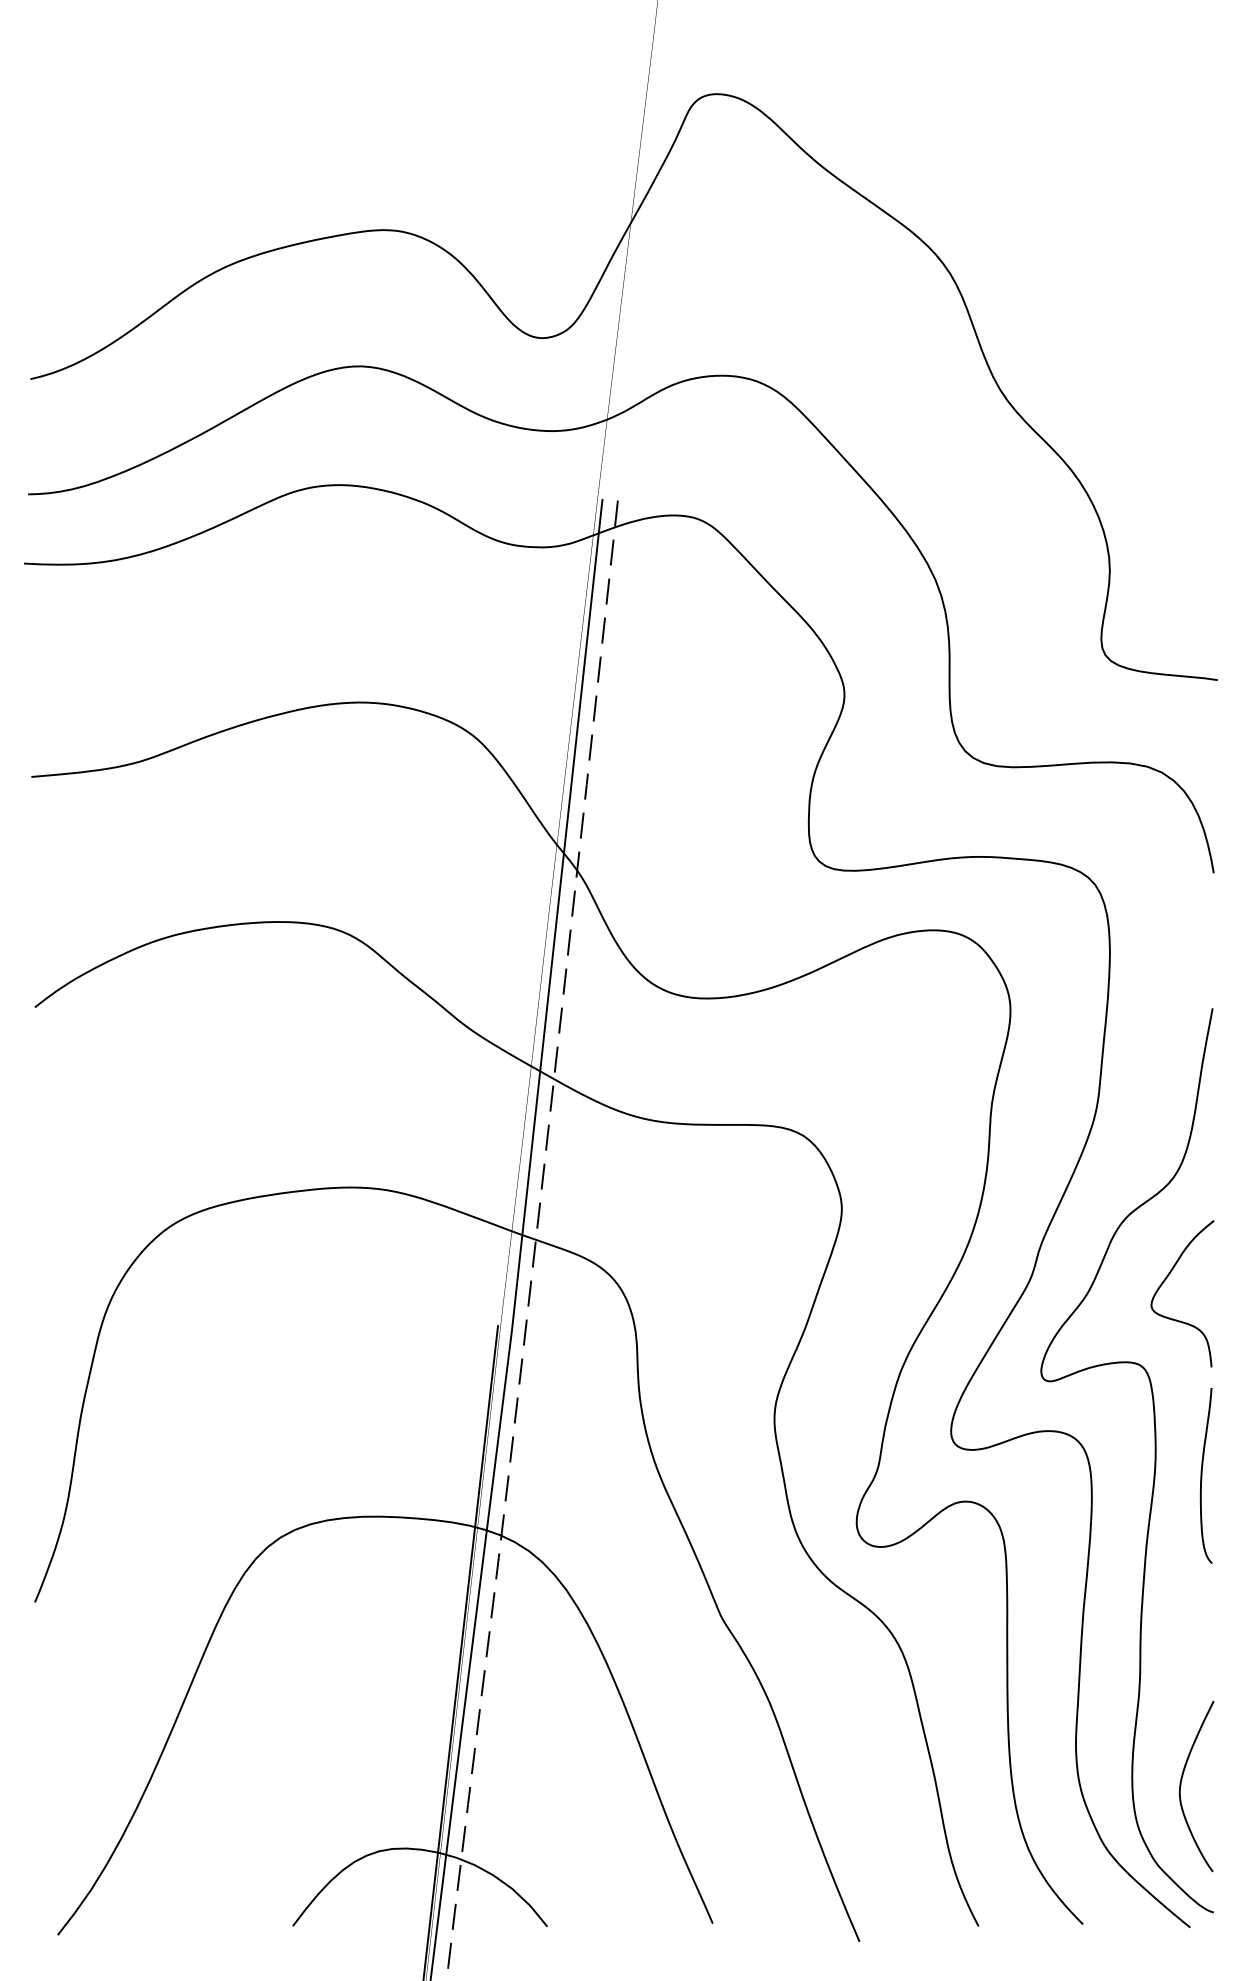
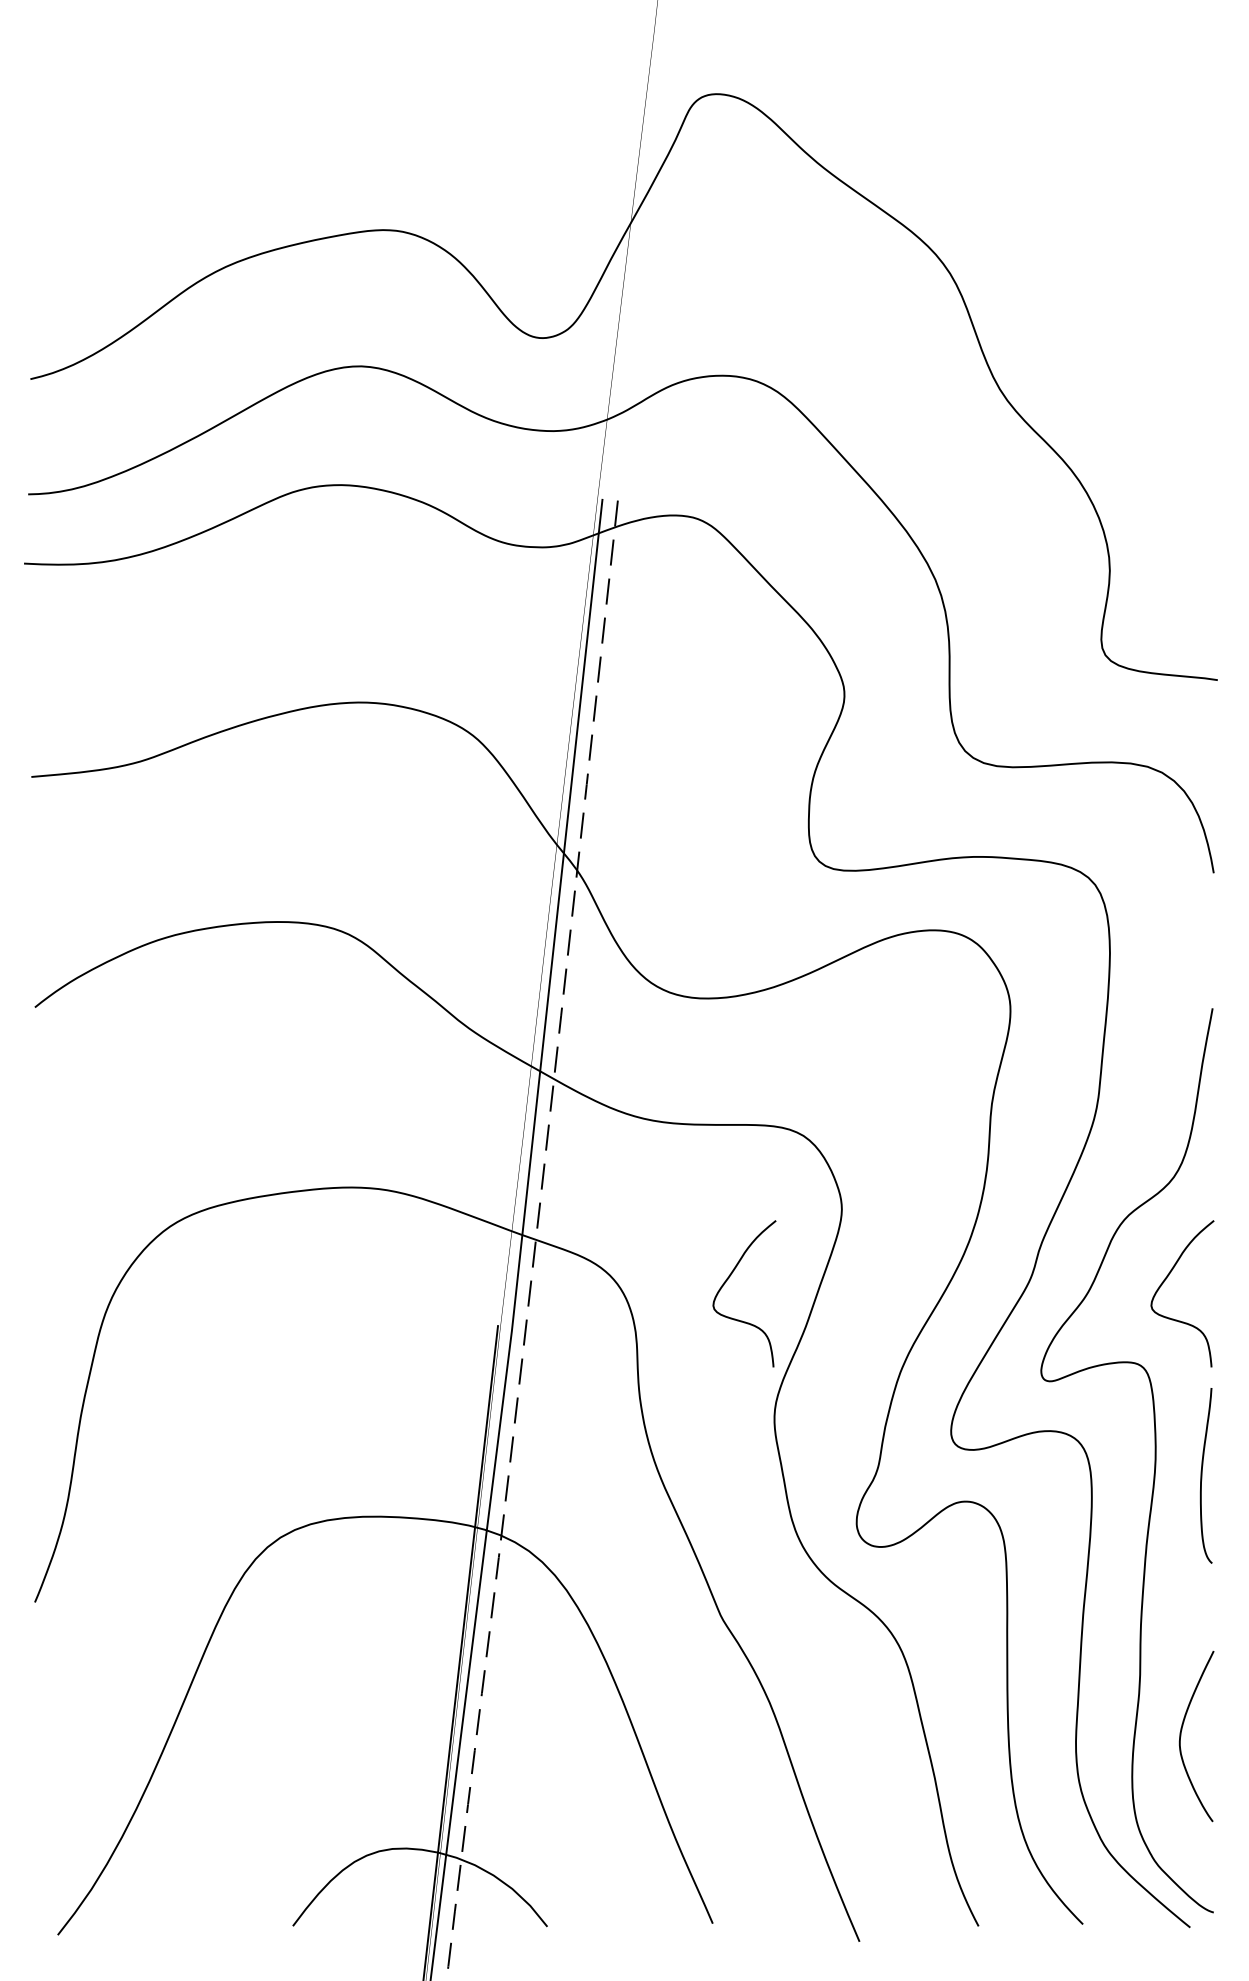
curve: none -> present (726, 1282)
curve position: (1181, 1786) -> (1181, 1736) (1181, 1736)
